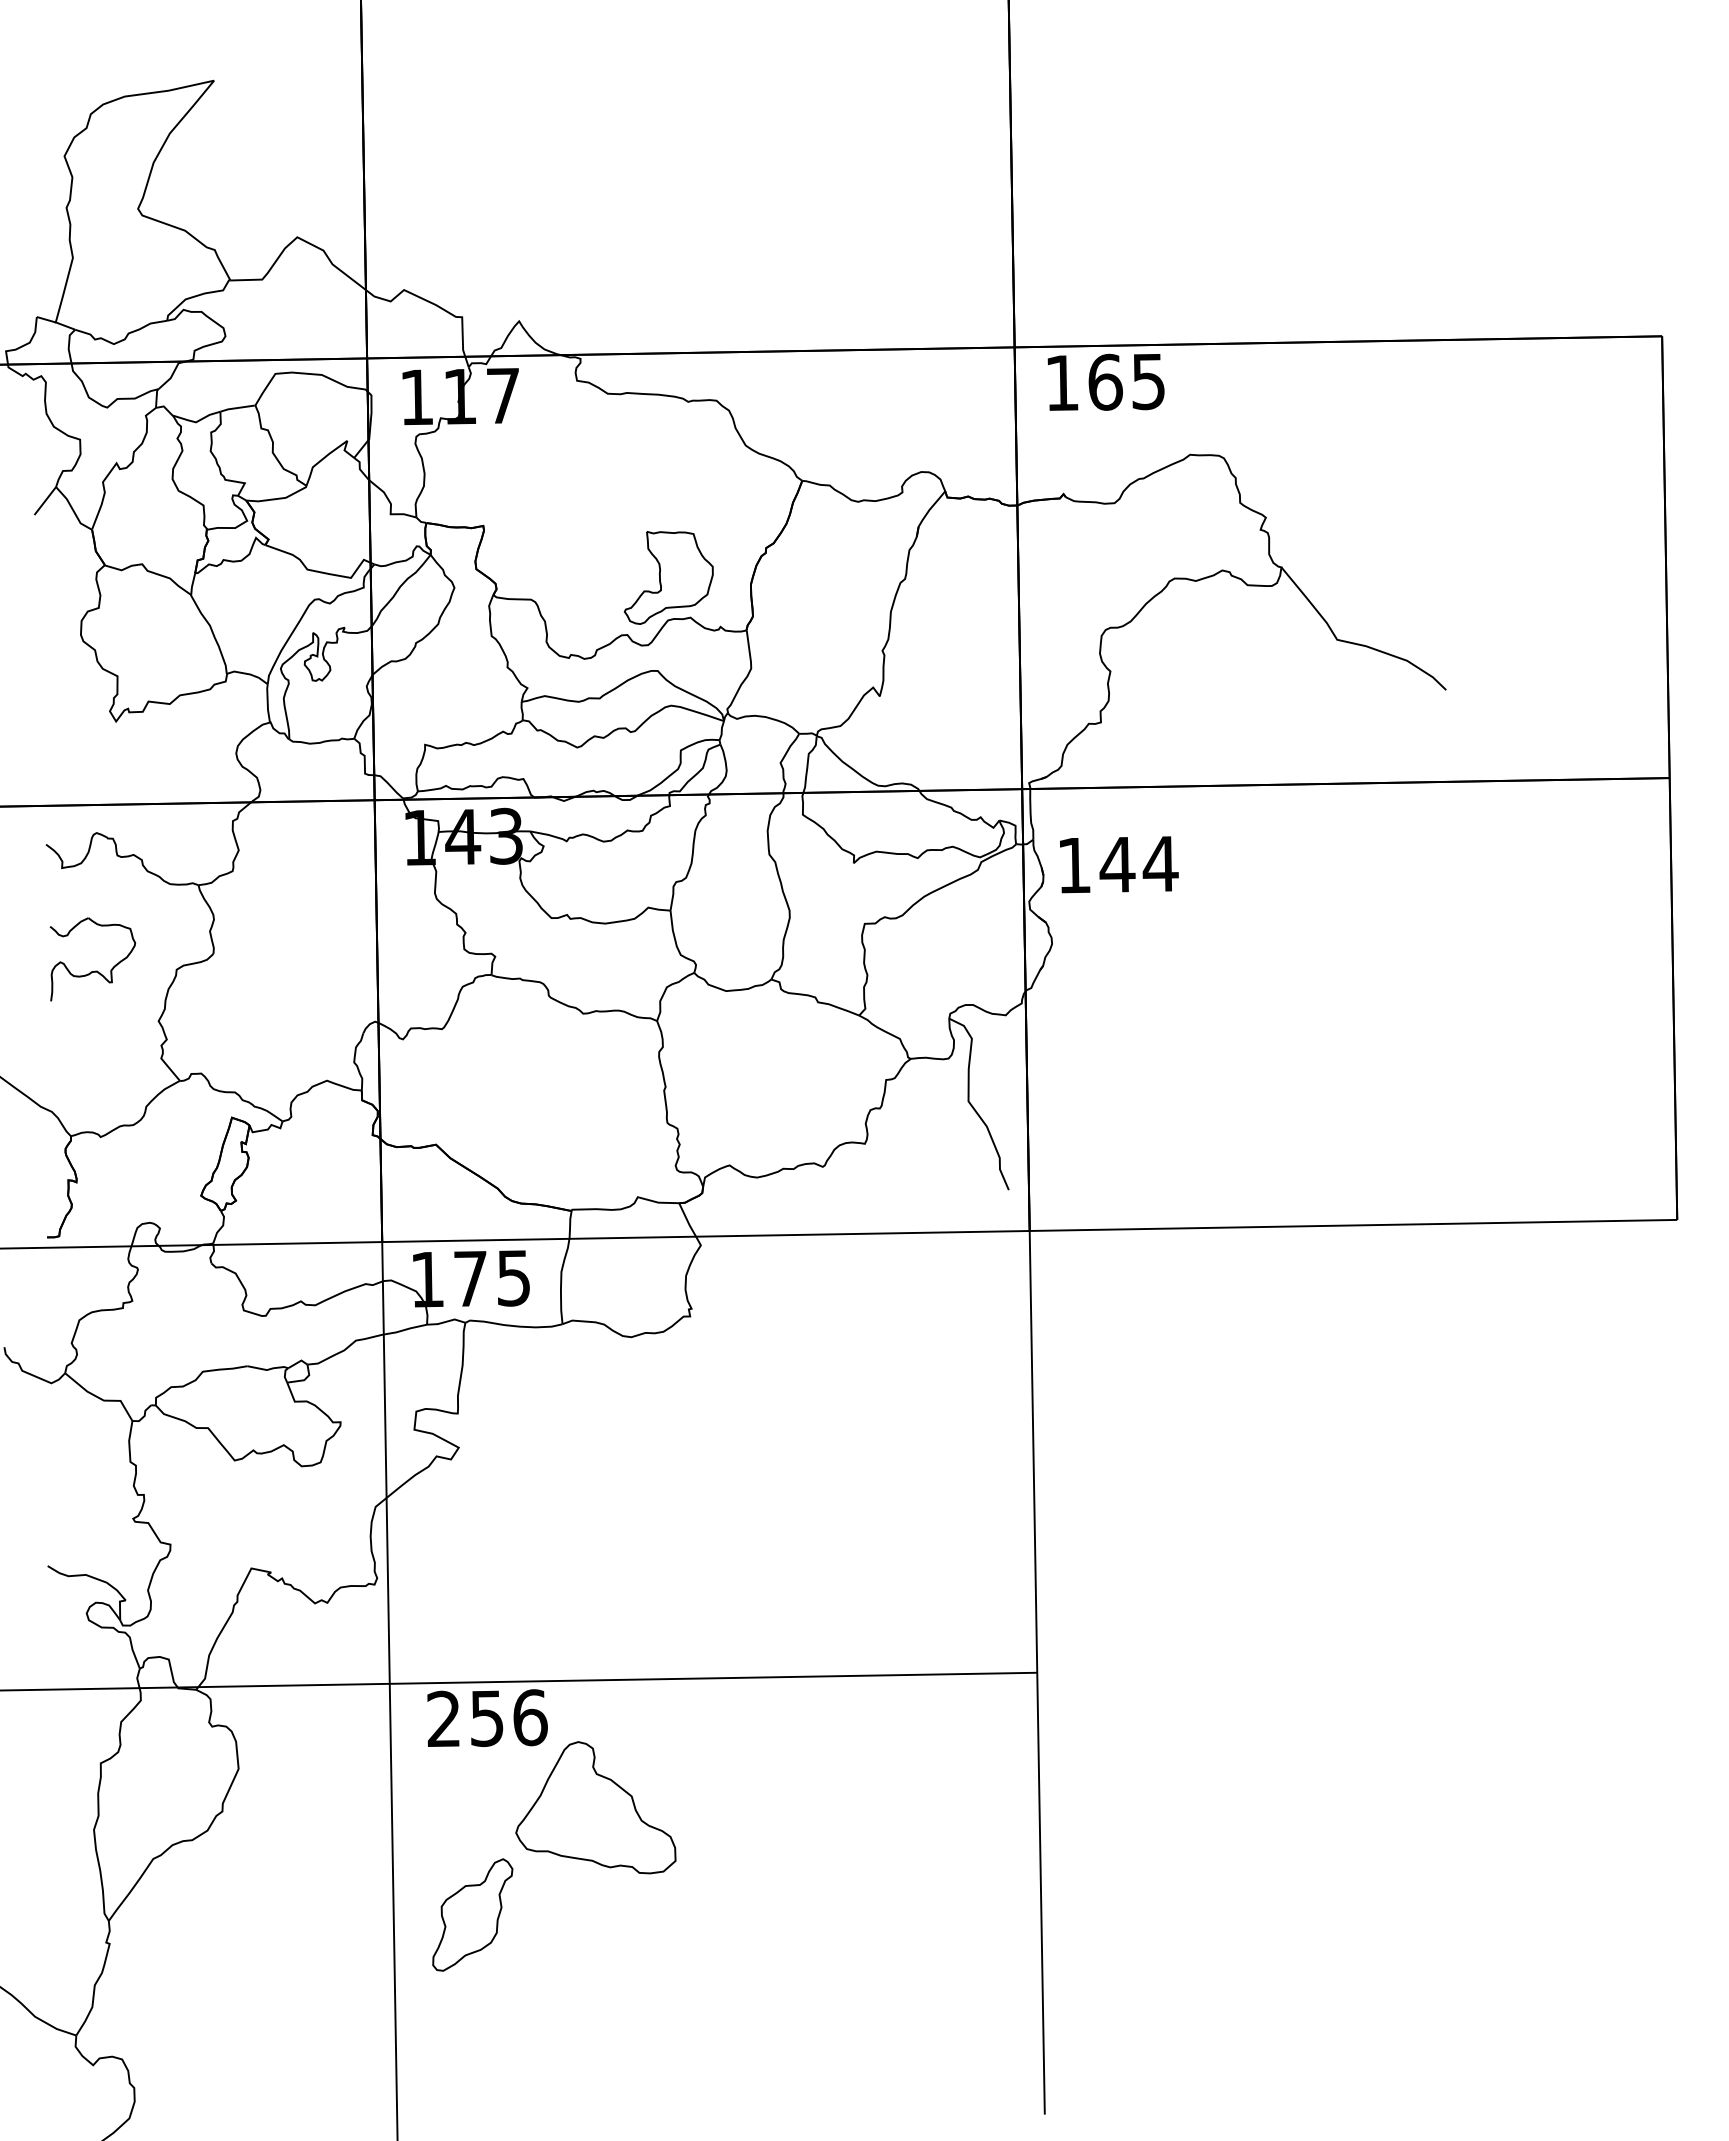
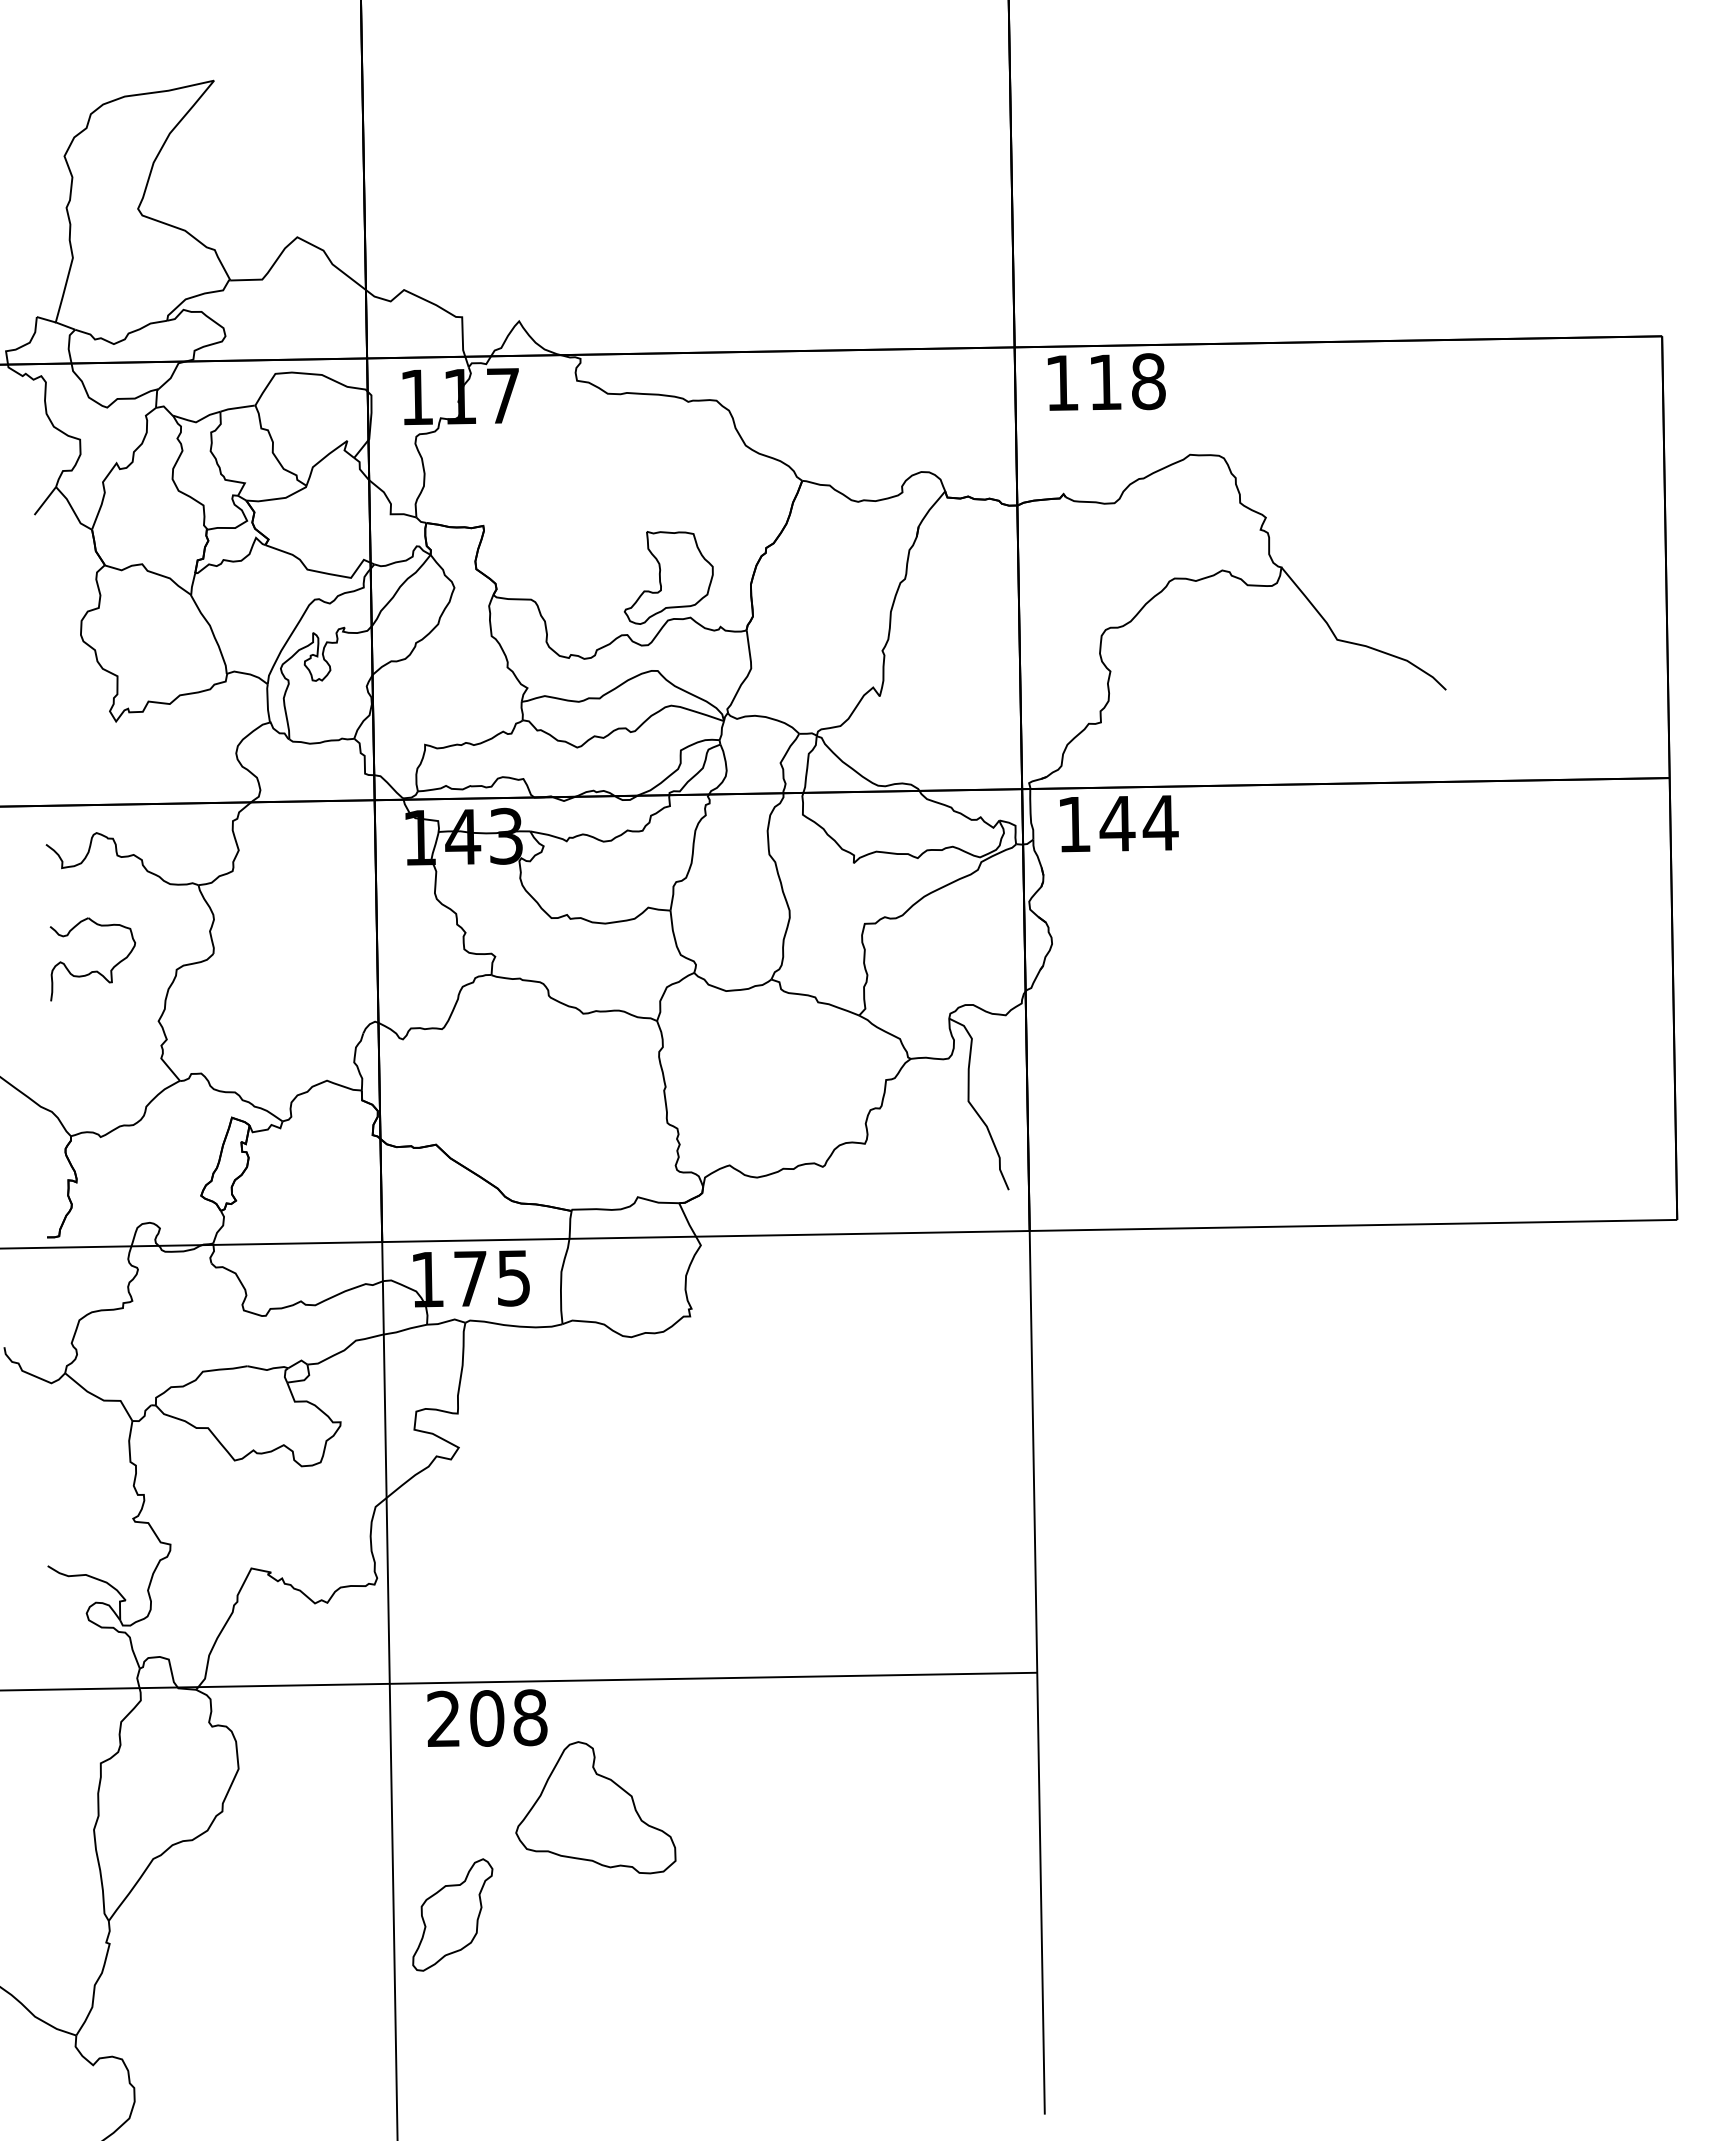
text: 165 -> 118 (1126, 381)
text position: (1119, 864) -> (1119, 823) (1119, 823)
text: 256 -> 208 (508, 1718)
part position: (472, 1914) -> (452, 1914) (452, 1914)
